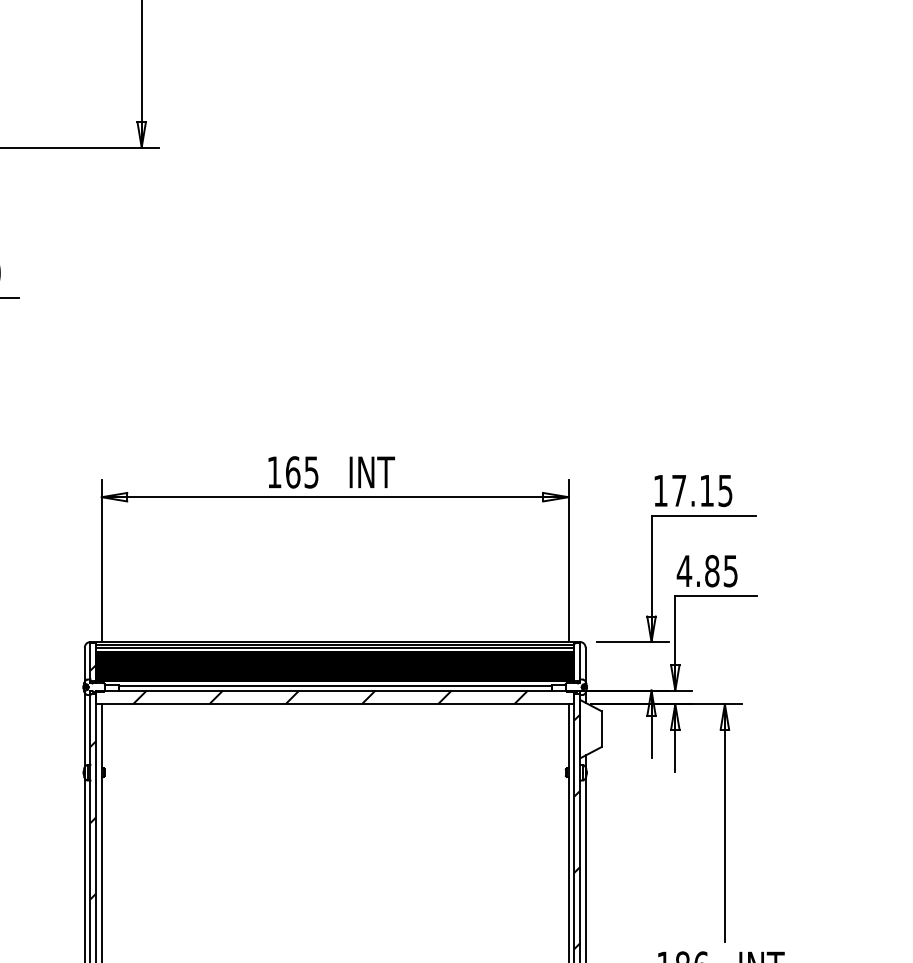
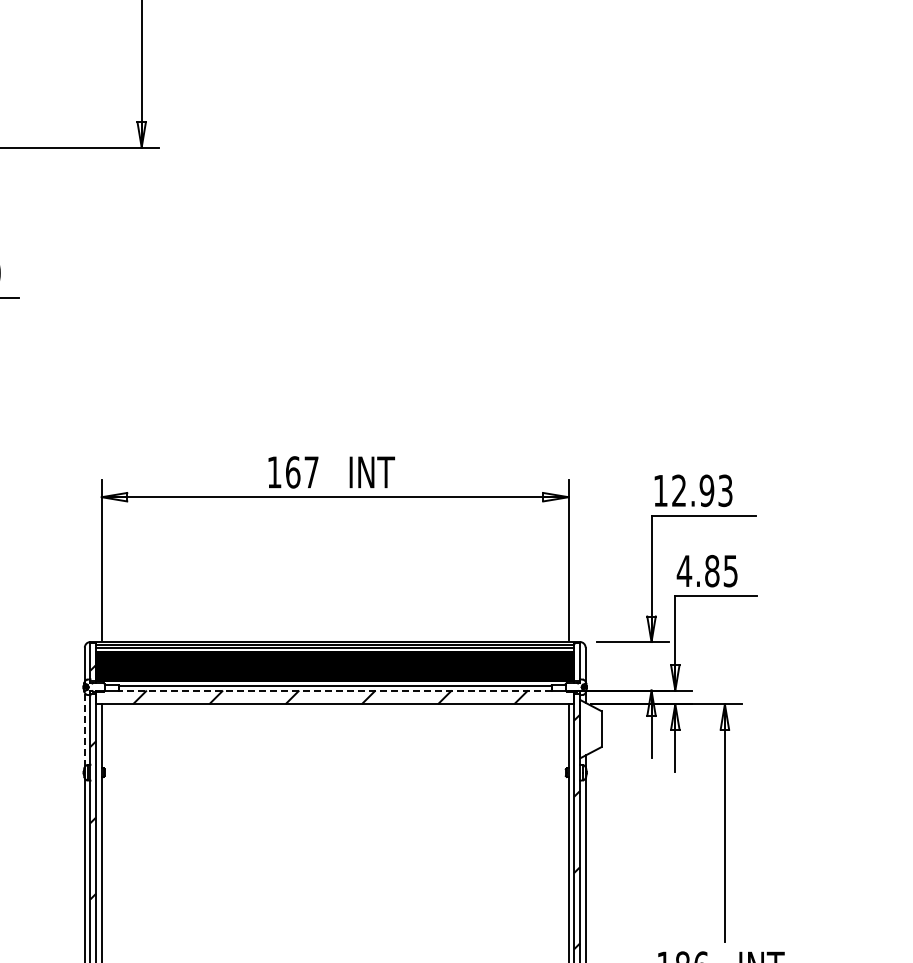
text: 165 -> 167 (311, 472)
text: 17.15 -> 12.93 (702, 490)
line: solid -> dashed (334, 690)
line: solid -> dashed (84, 729)
